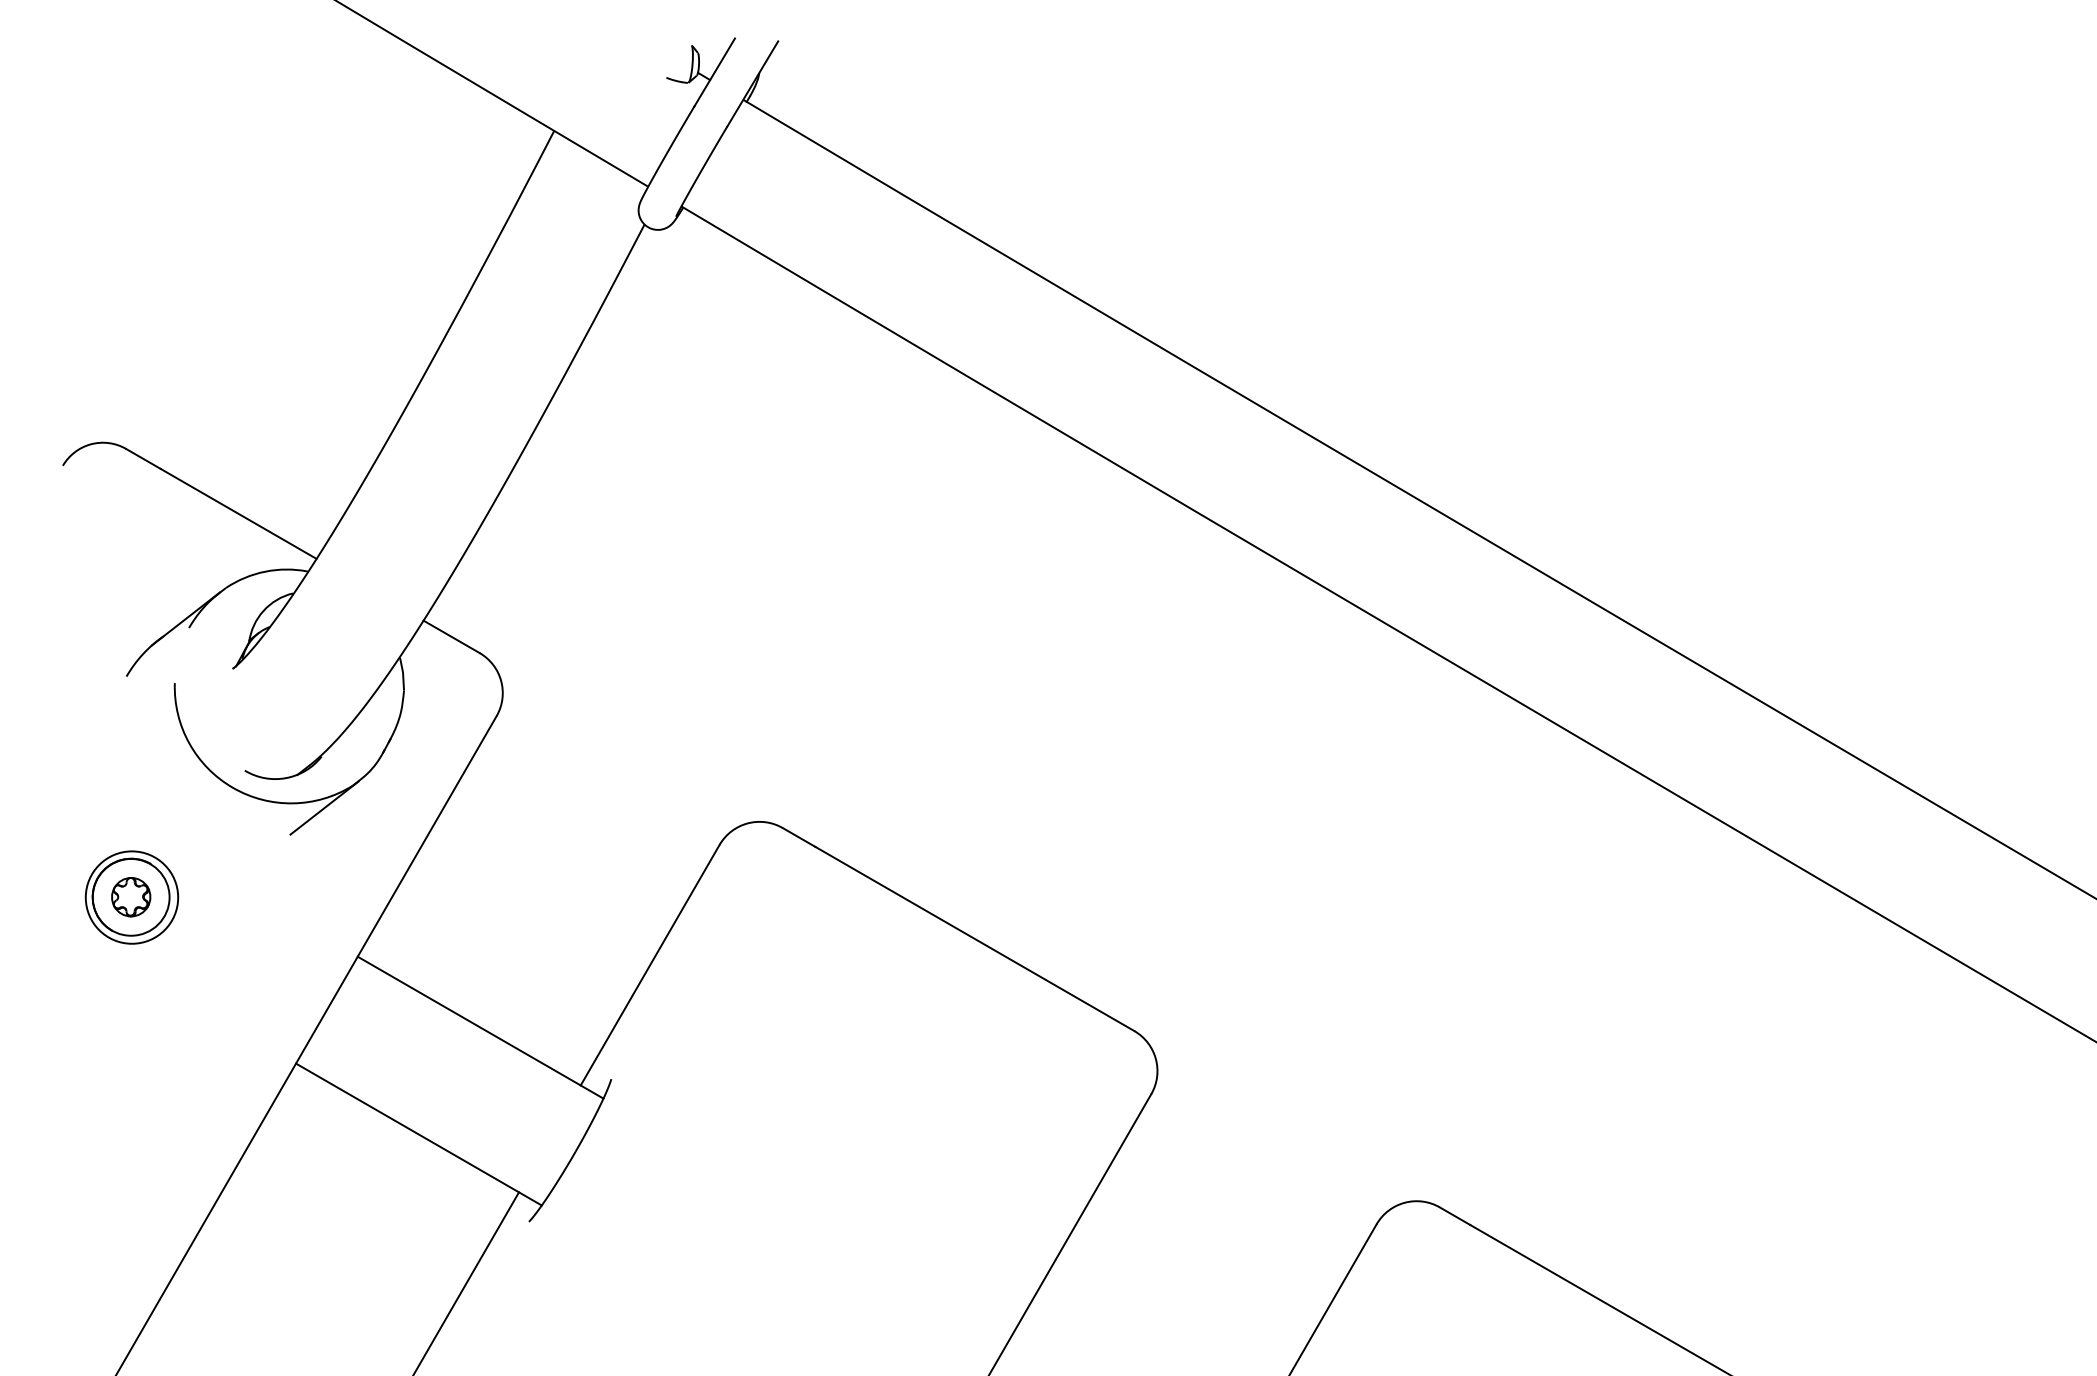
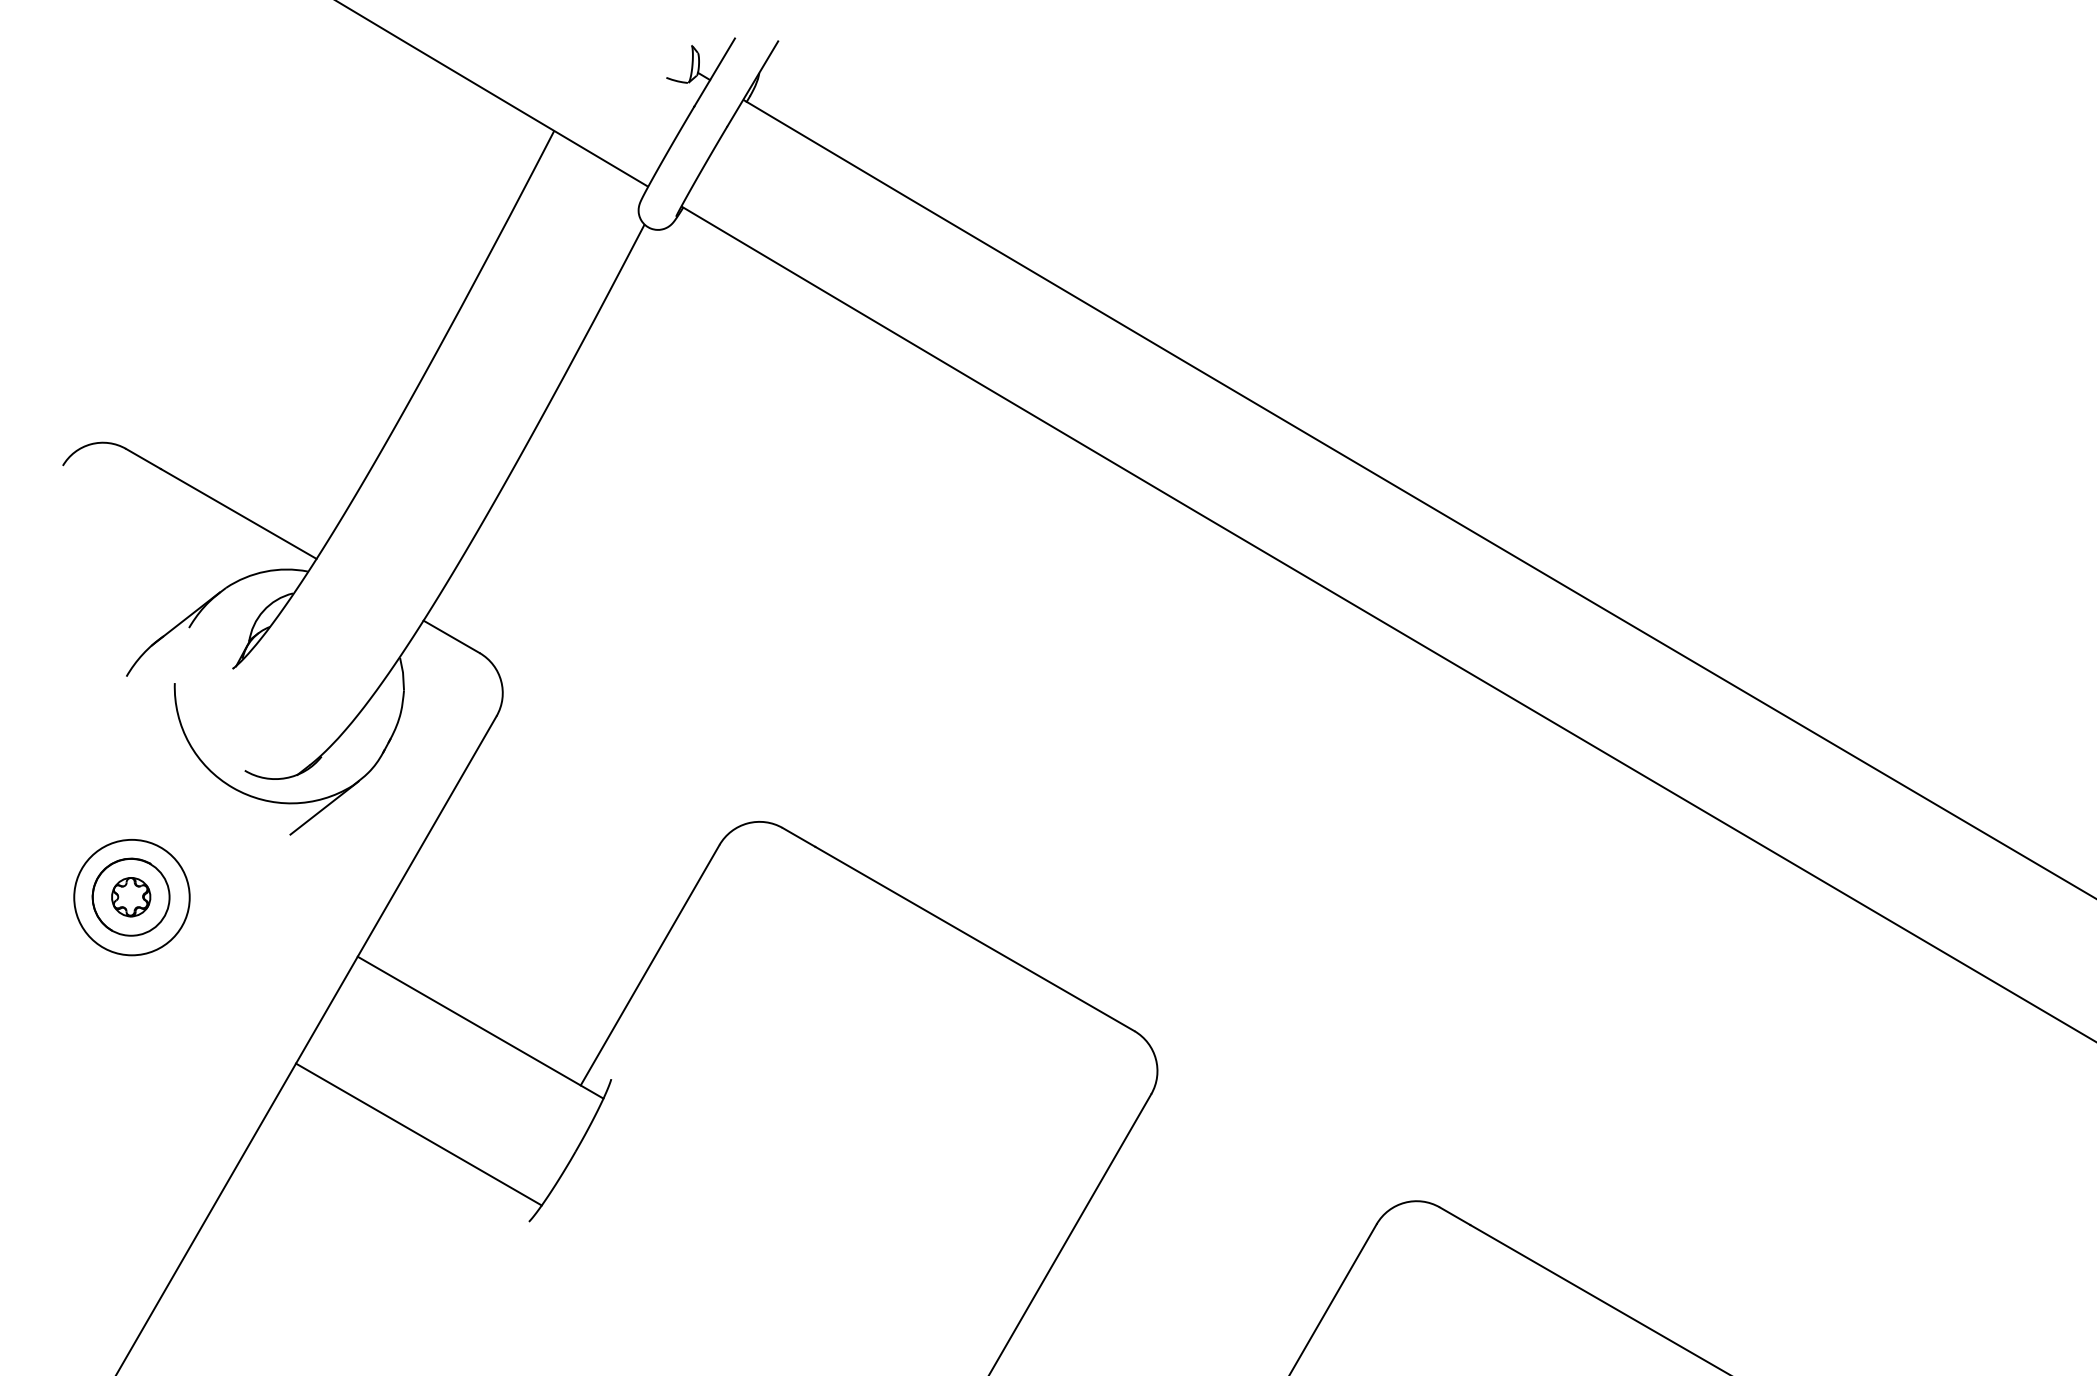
circle diameter: 92 px -> 115 px (131, 897)
line: present -> none (466, 1282)
